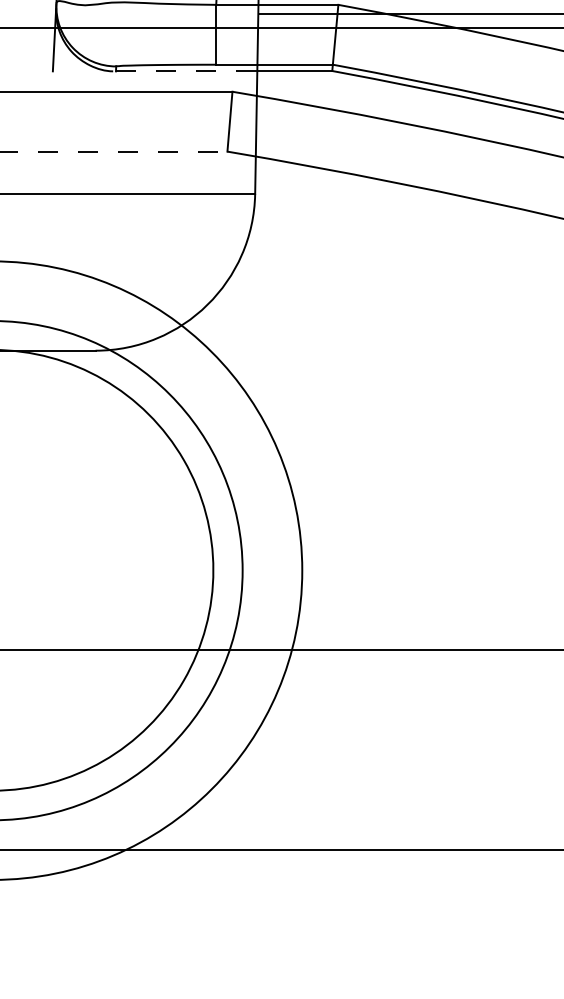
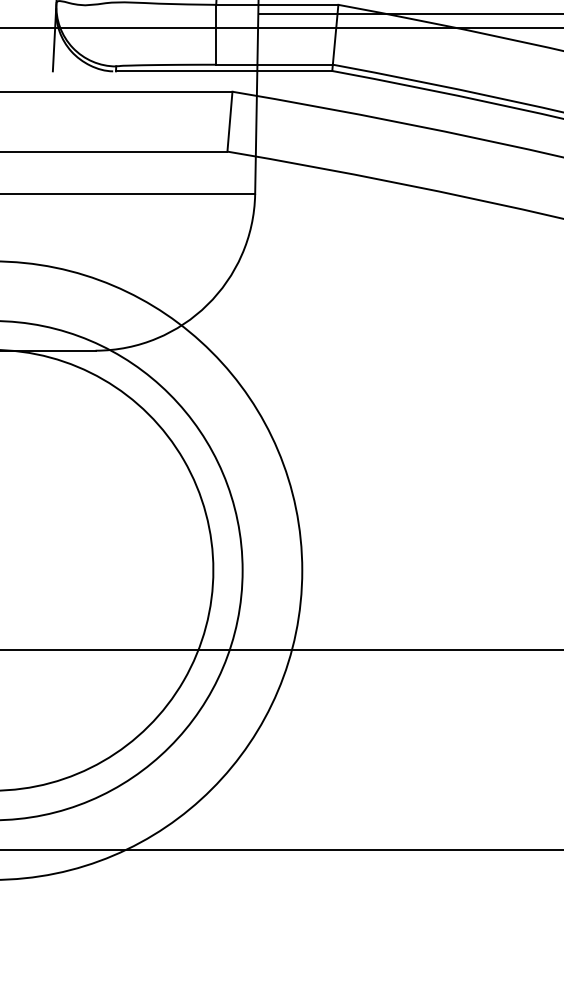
line: dashed -> solid (186, 71)
line: dashed -> solid (114, 151)
